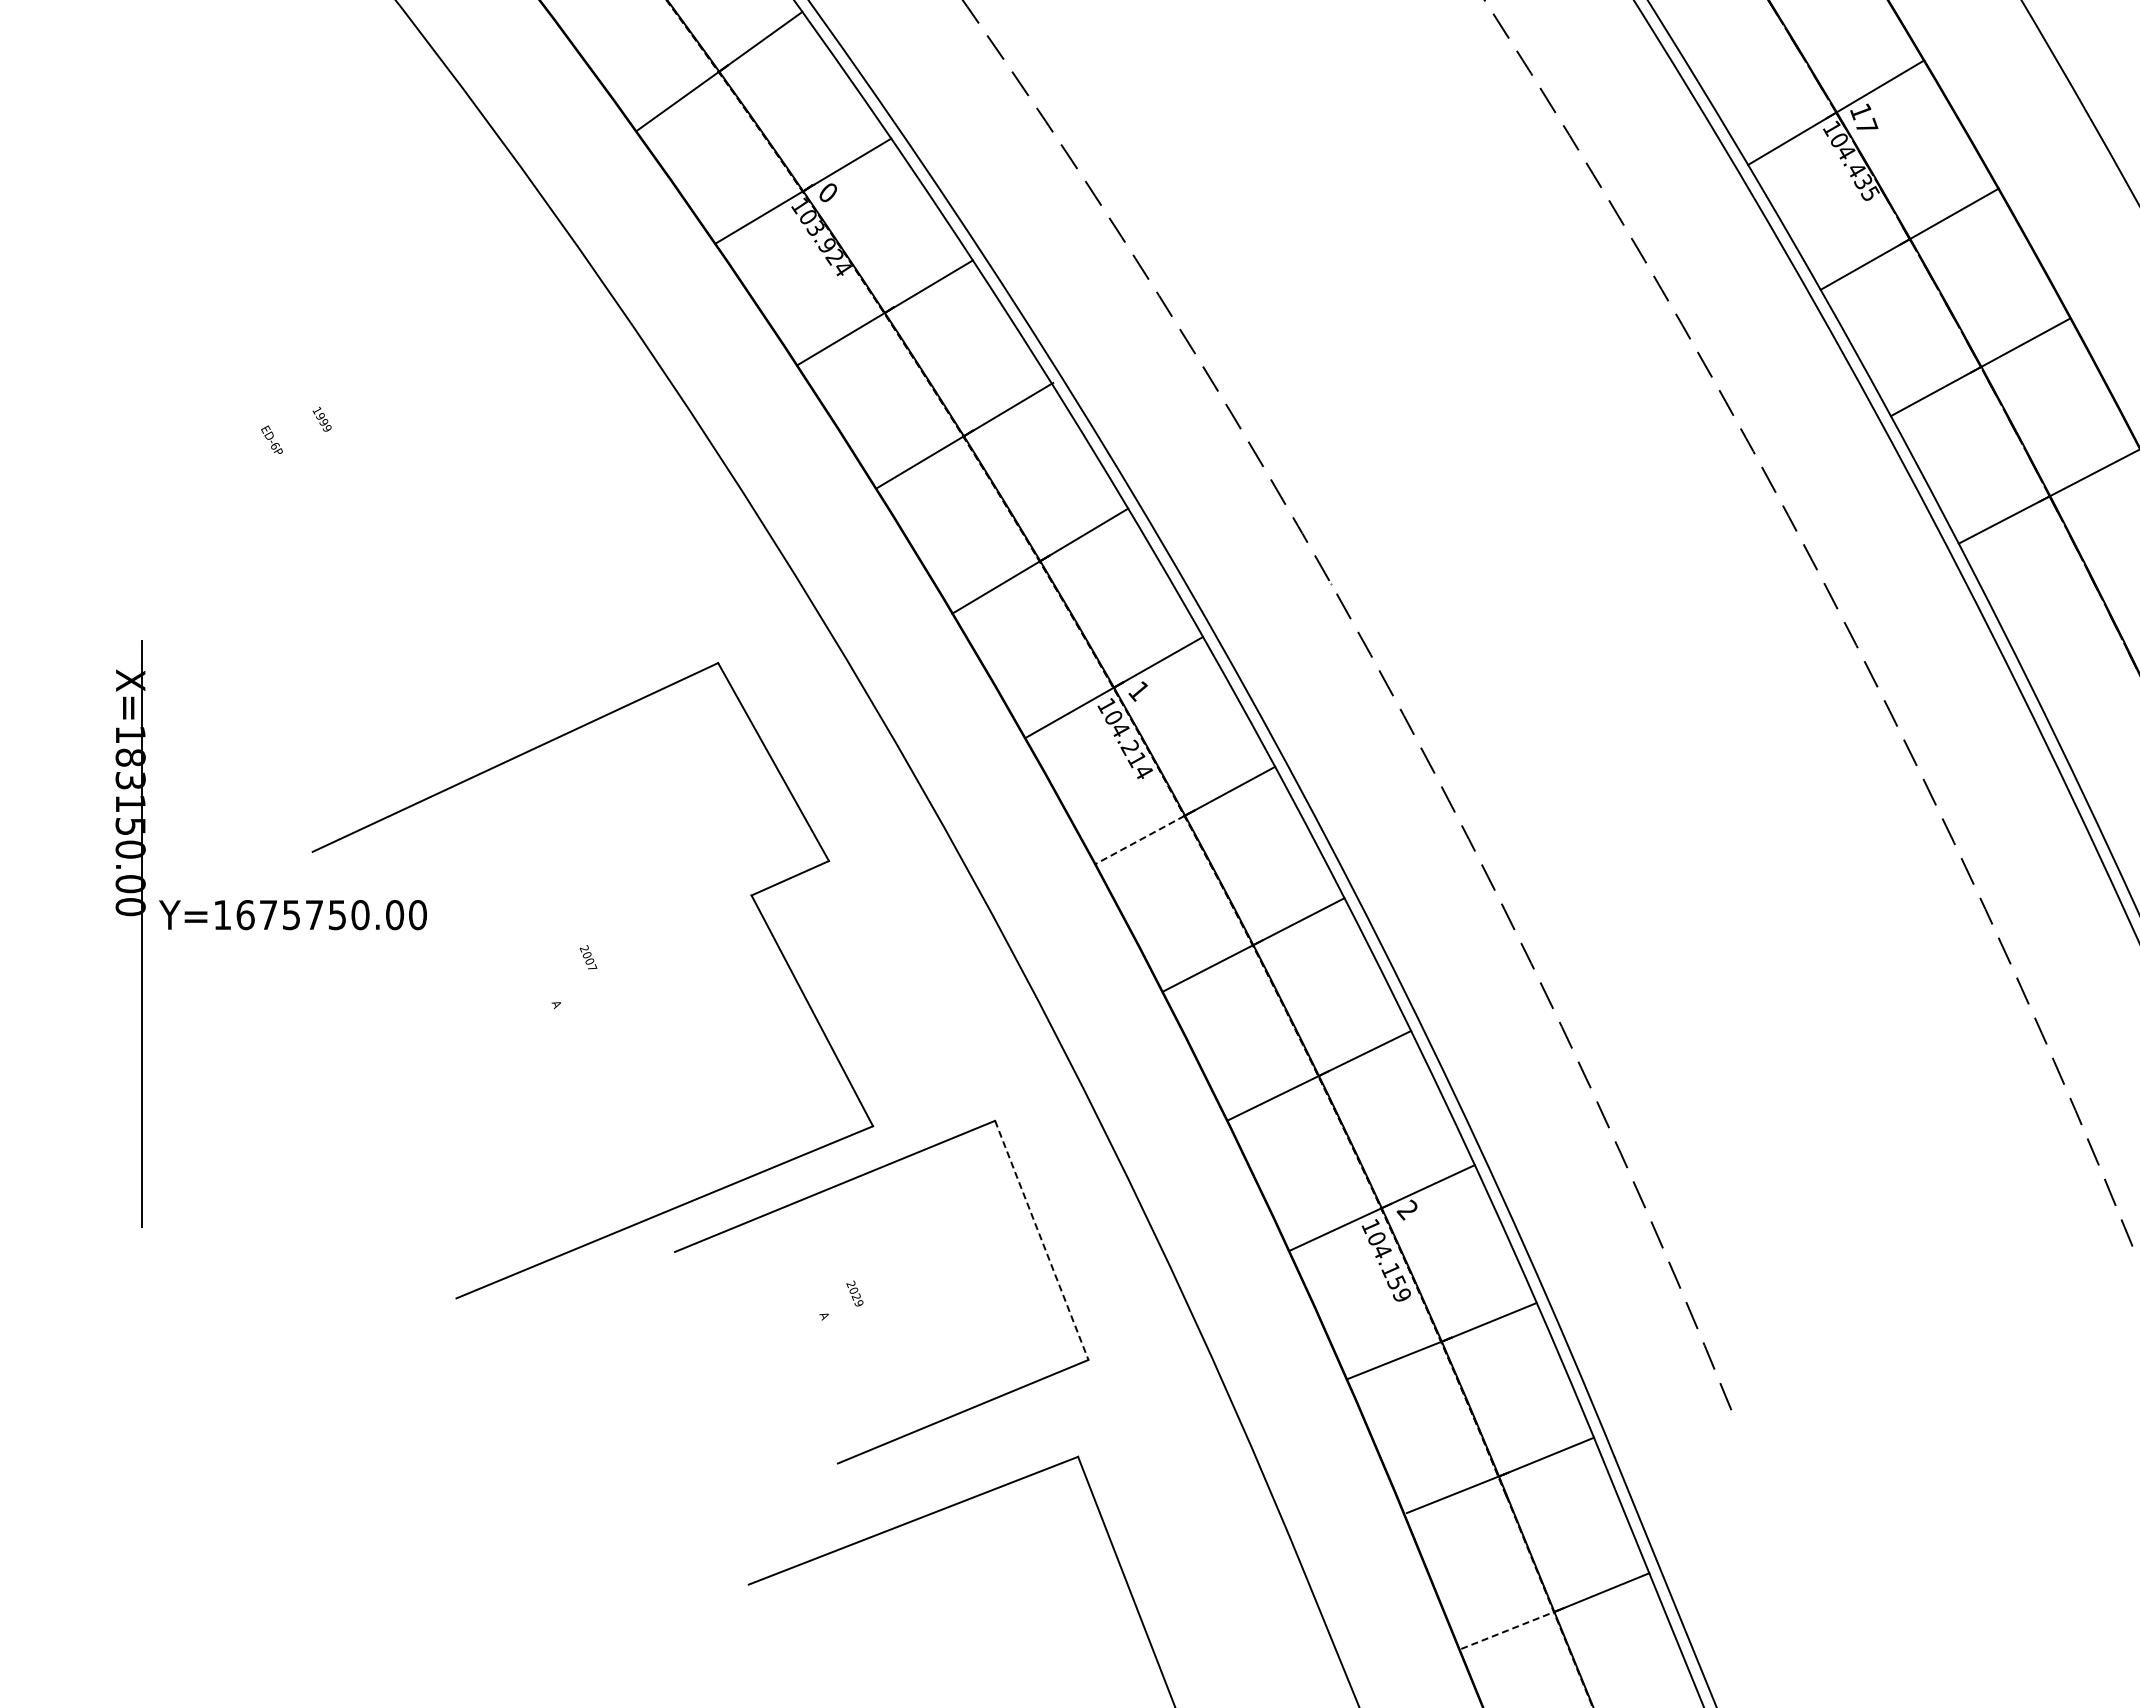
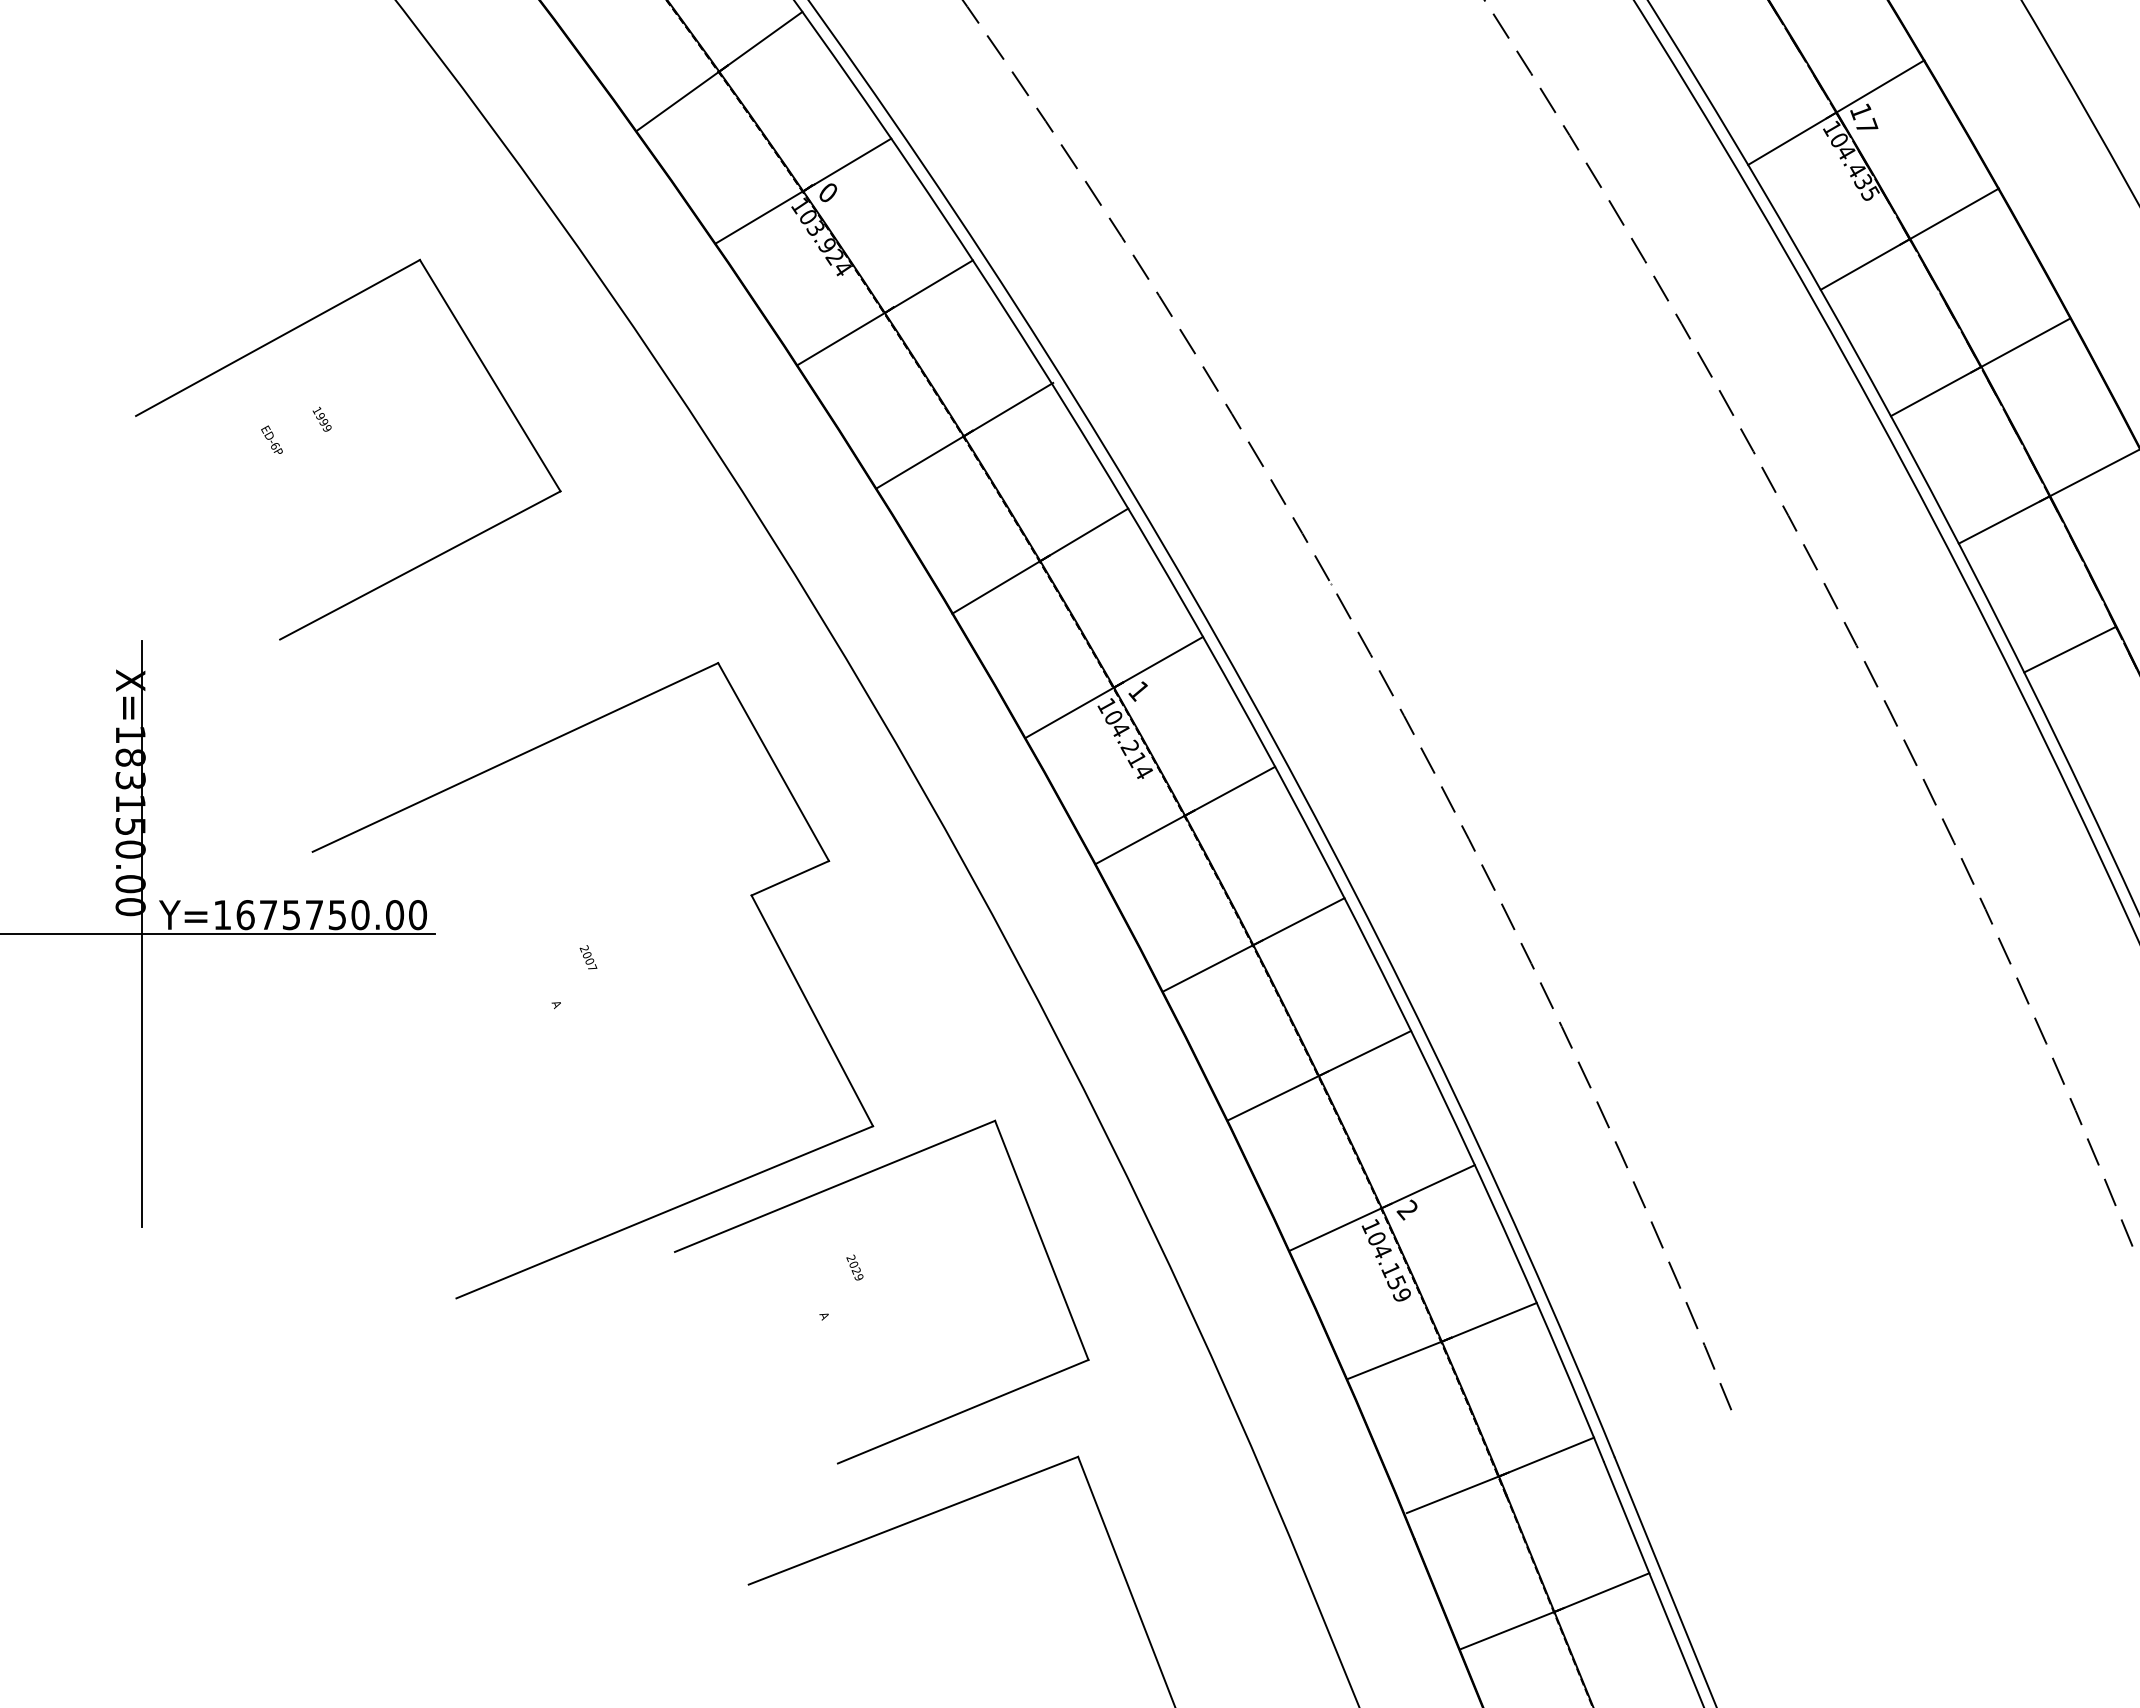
part: none -> present (281, 337)
line: none -> present (2070, 649)
line: dashed -> solid (1140, 840)
line: none -> present (218, 933)
line: dashed -> solid (1041, 1240)
text position: (854, 1293) -> (854, 1267) (854, 1267)
line: dashed -> solid (1509, 1629)
